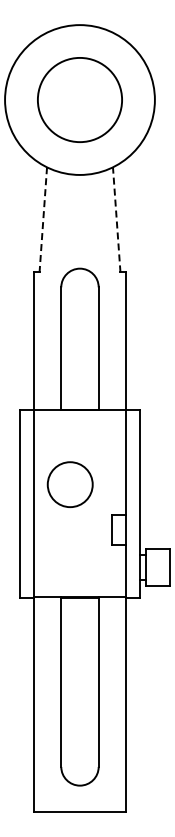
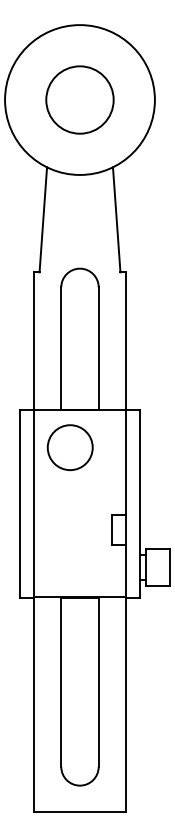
circle diameter: 84 px -> 67 px (79, 99)
line: dashed -> solid (43, 219)
line: dashed -> solid (116, 219)
circle position: (69, 484) -> (69, 447) (69, 447)
